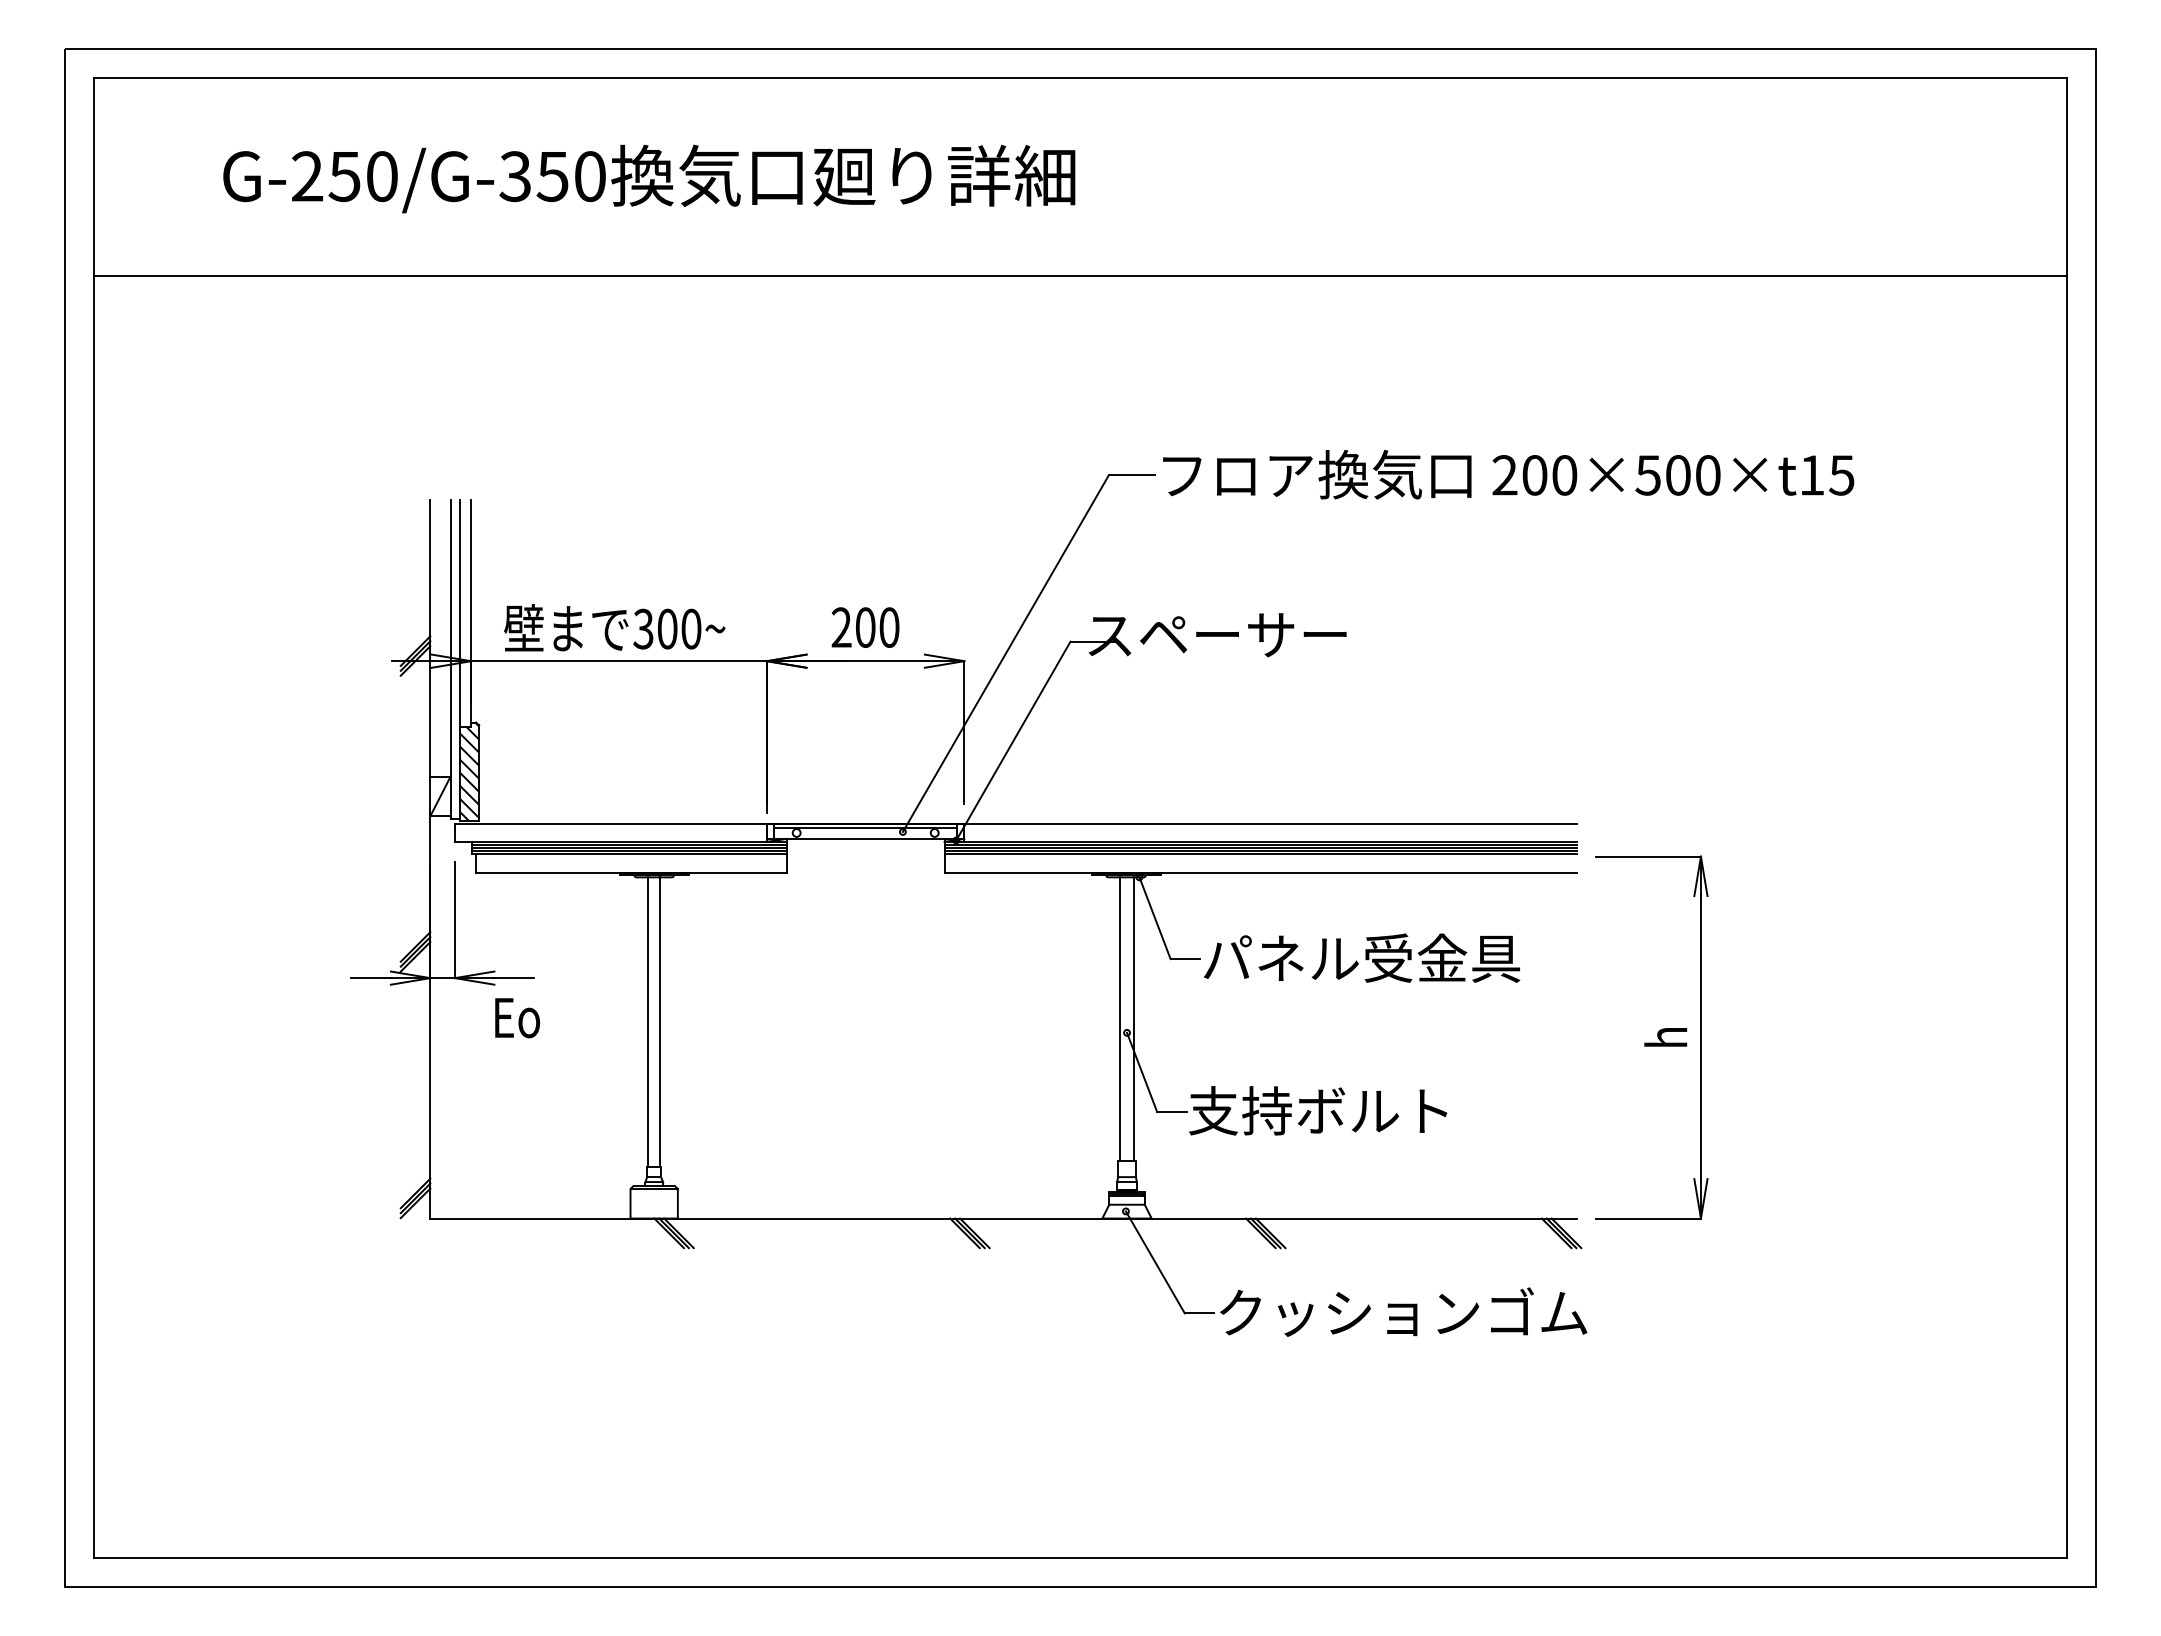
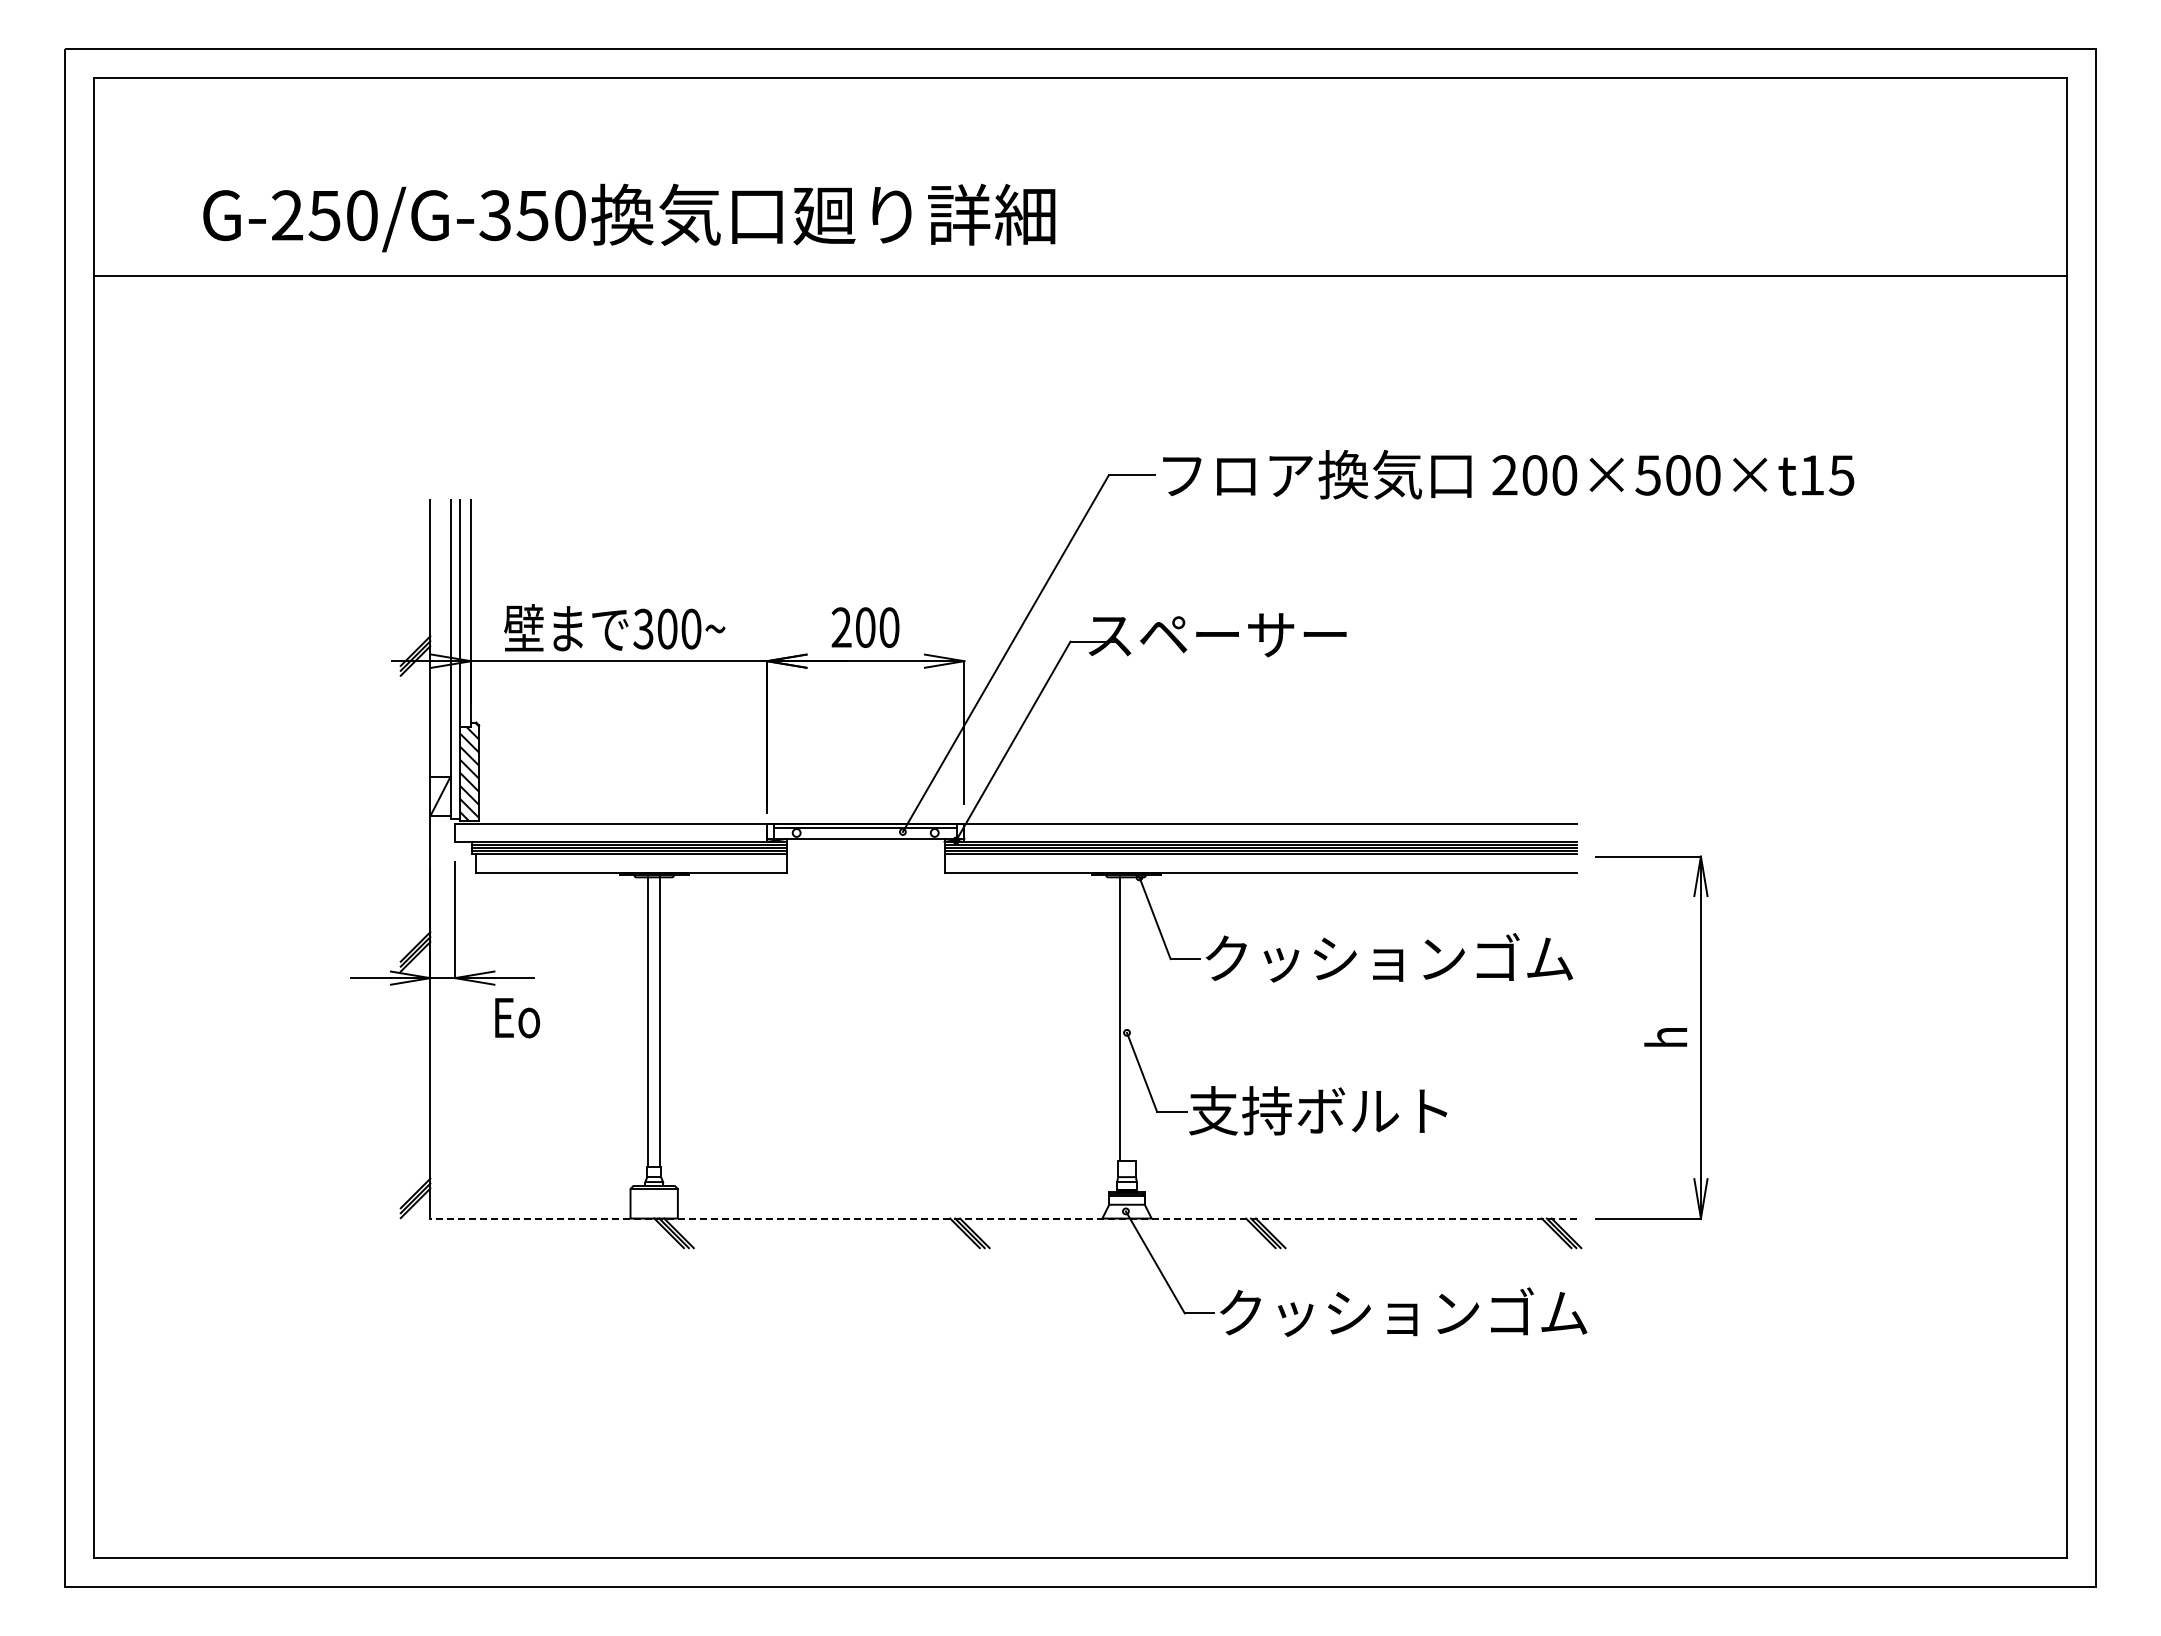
text position: (649, 178) -> (629, 217) (629, 217)
text: パネル受金具 -> クッションゴム (1388, 957)
line: present -> none (1133, 1019)
line: solid -> dashed (1002, 1218)
